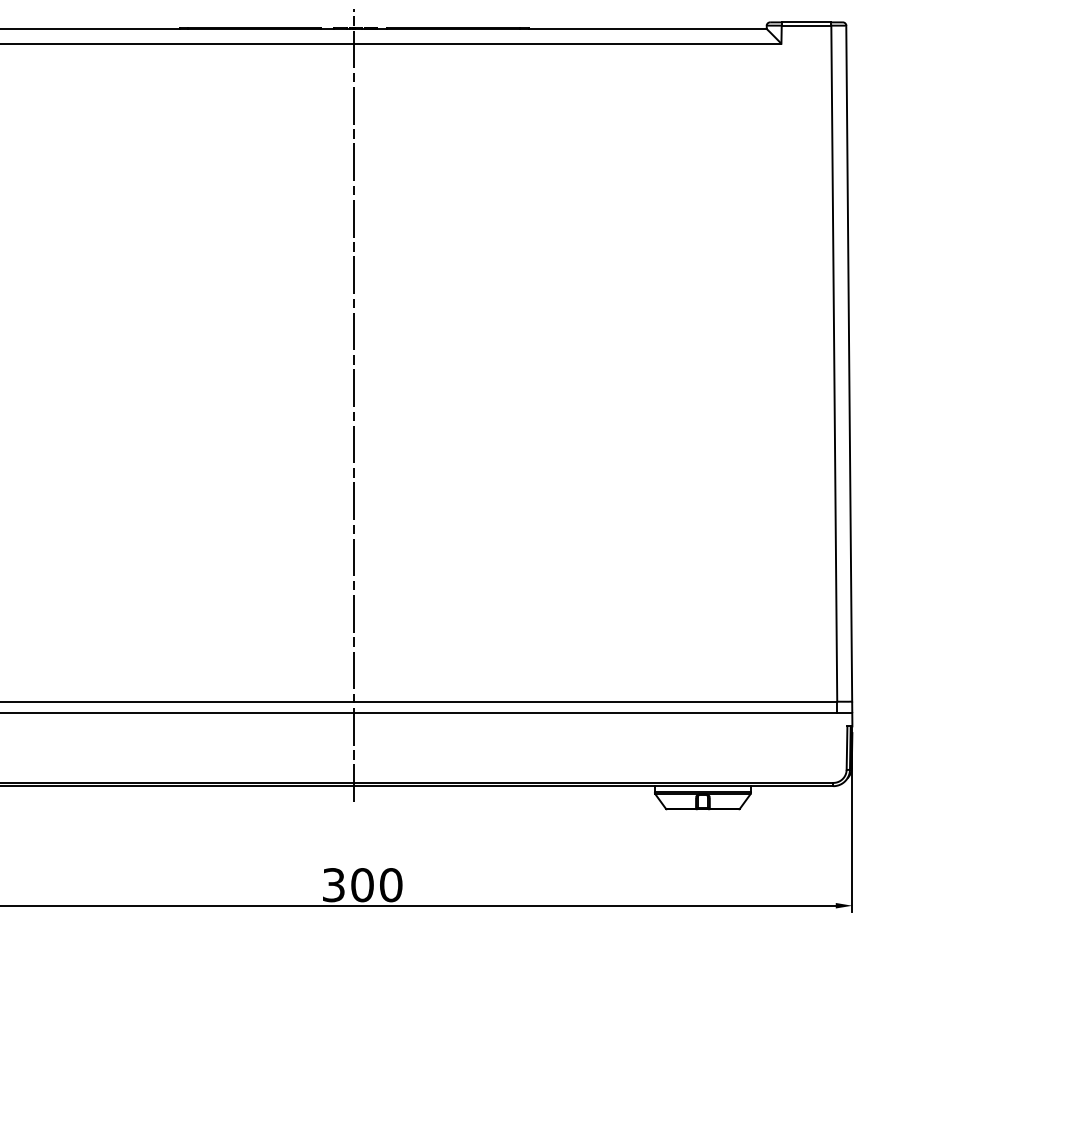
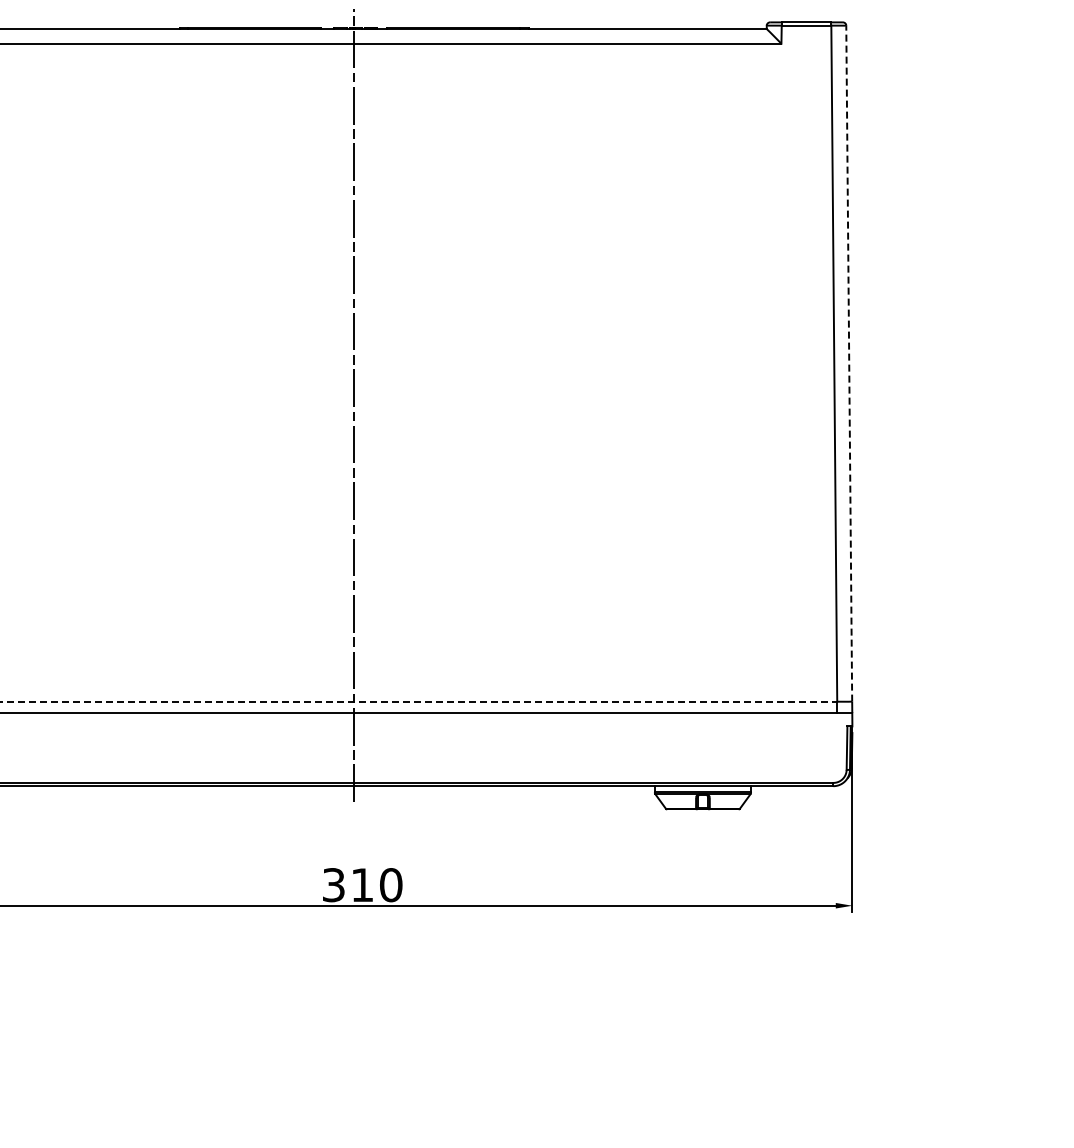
line: solid -> dashed (849, 363)
line: solid -> dashed (418, 701)
text: 300 -> 310 (362, 885)
